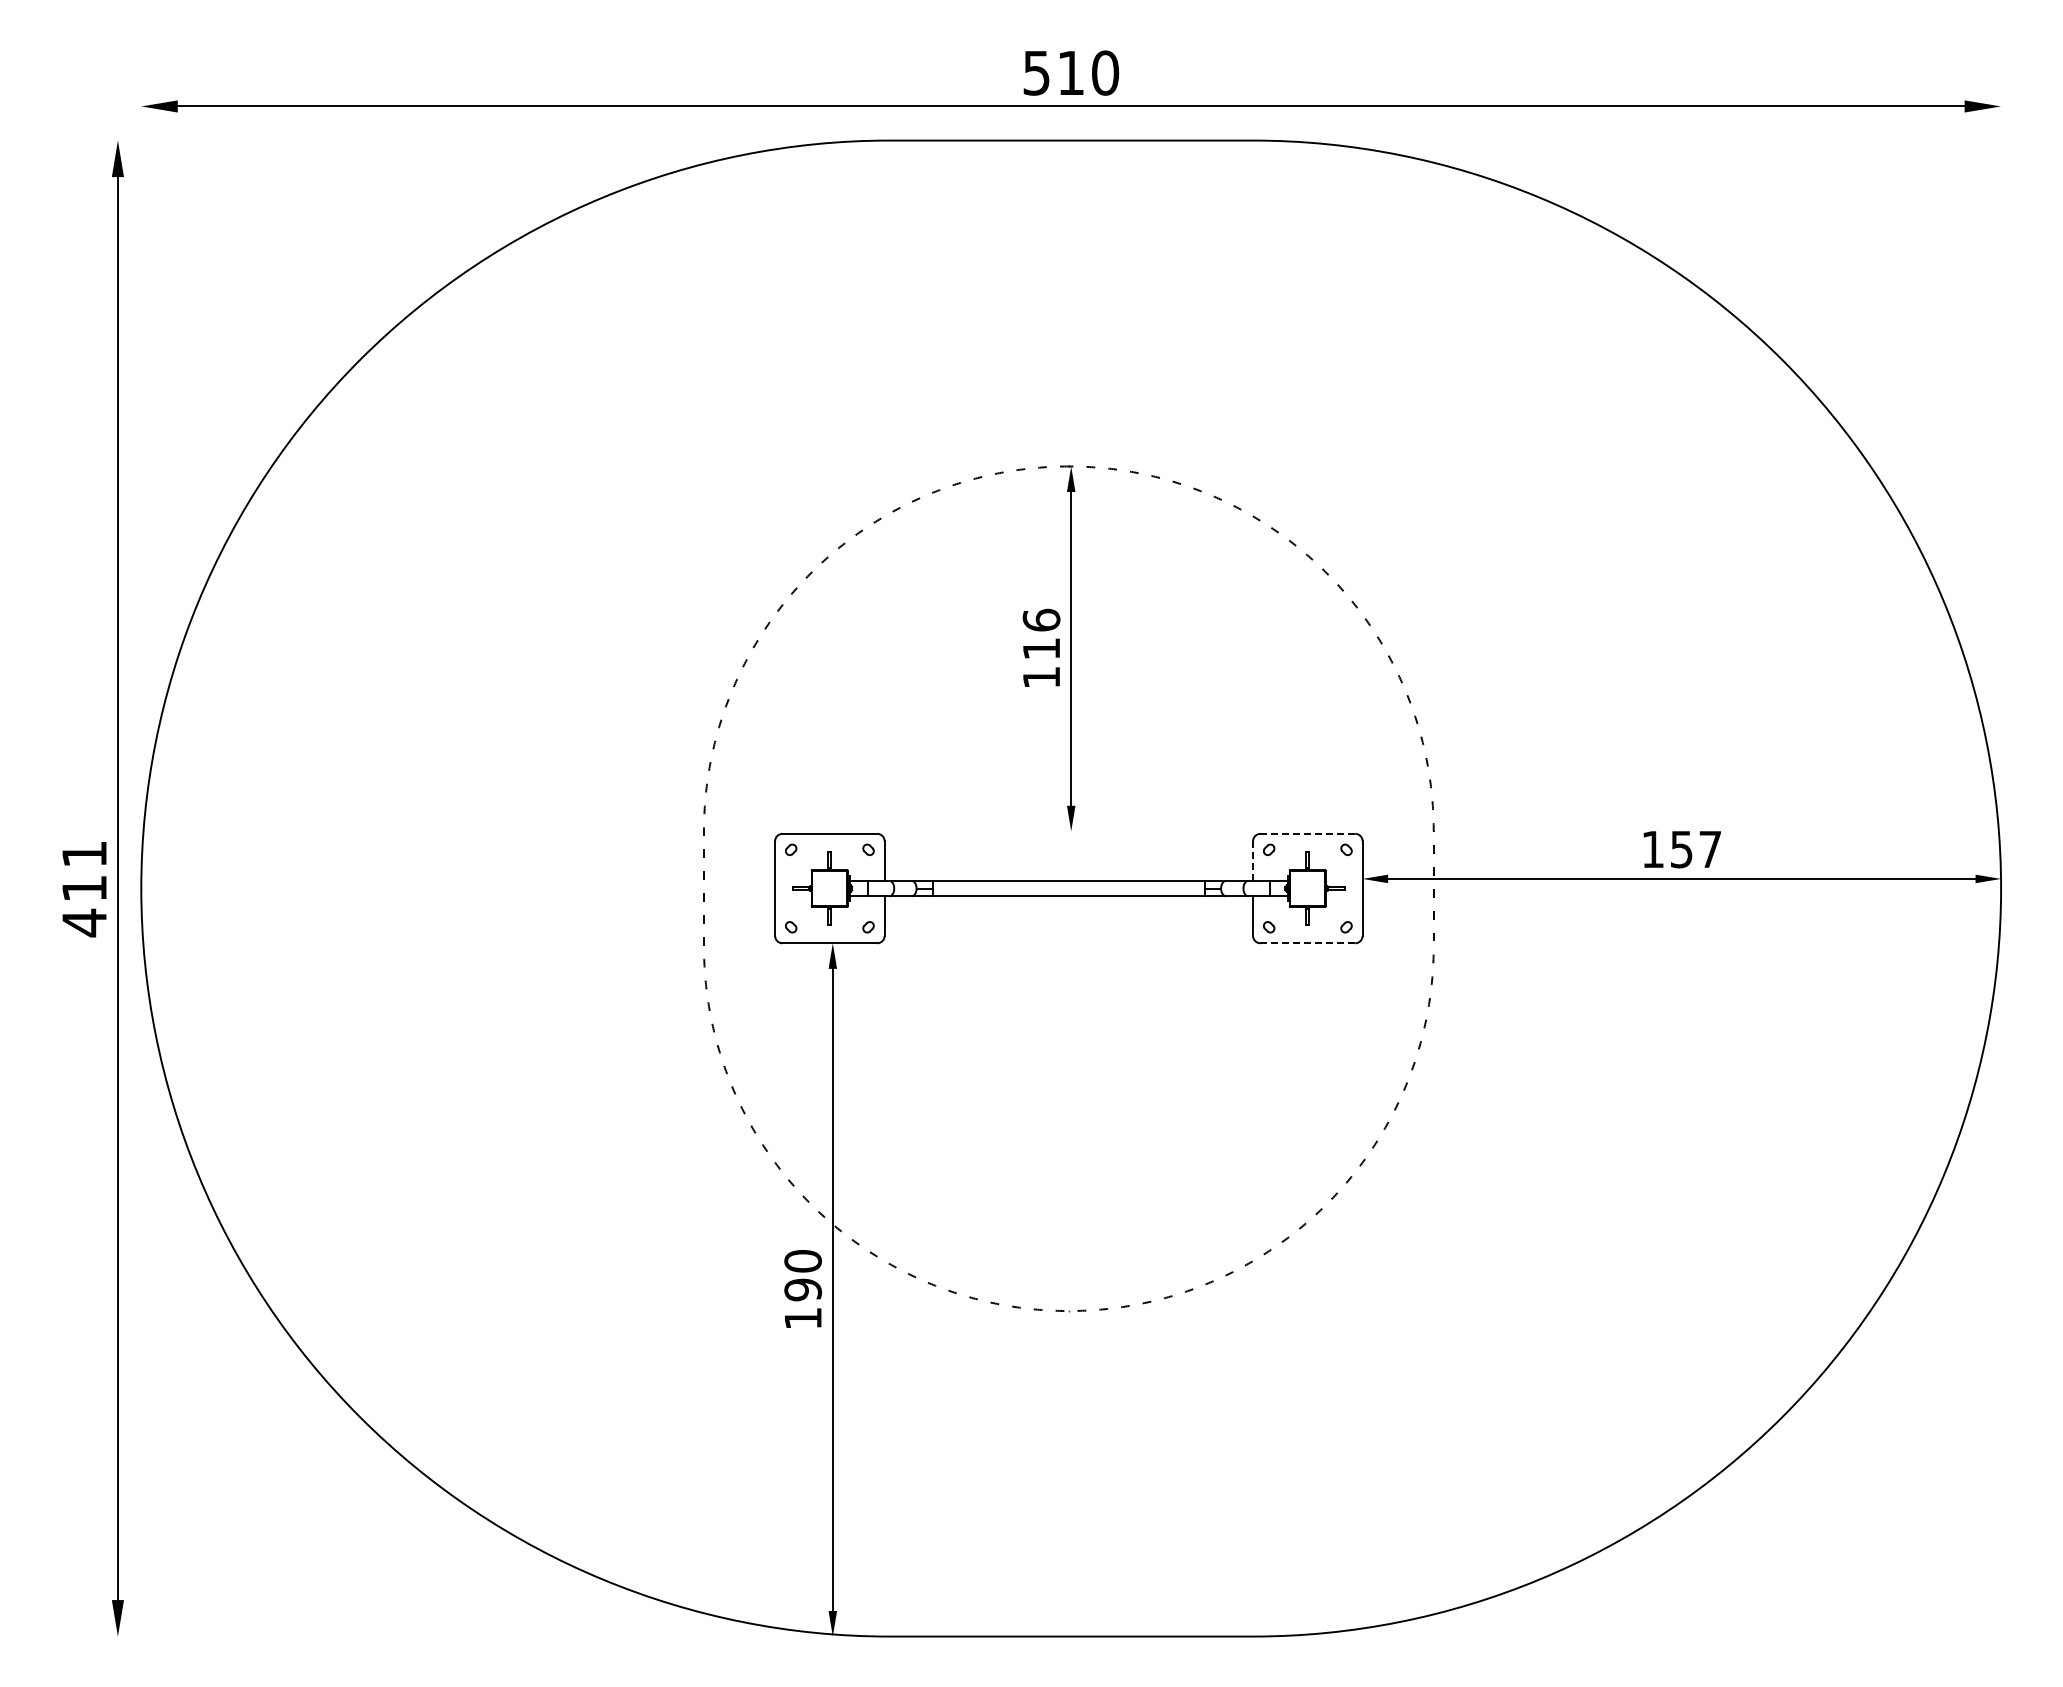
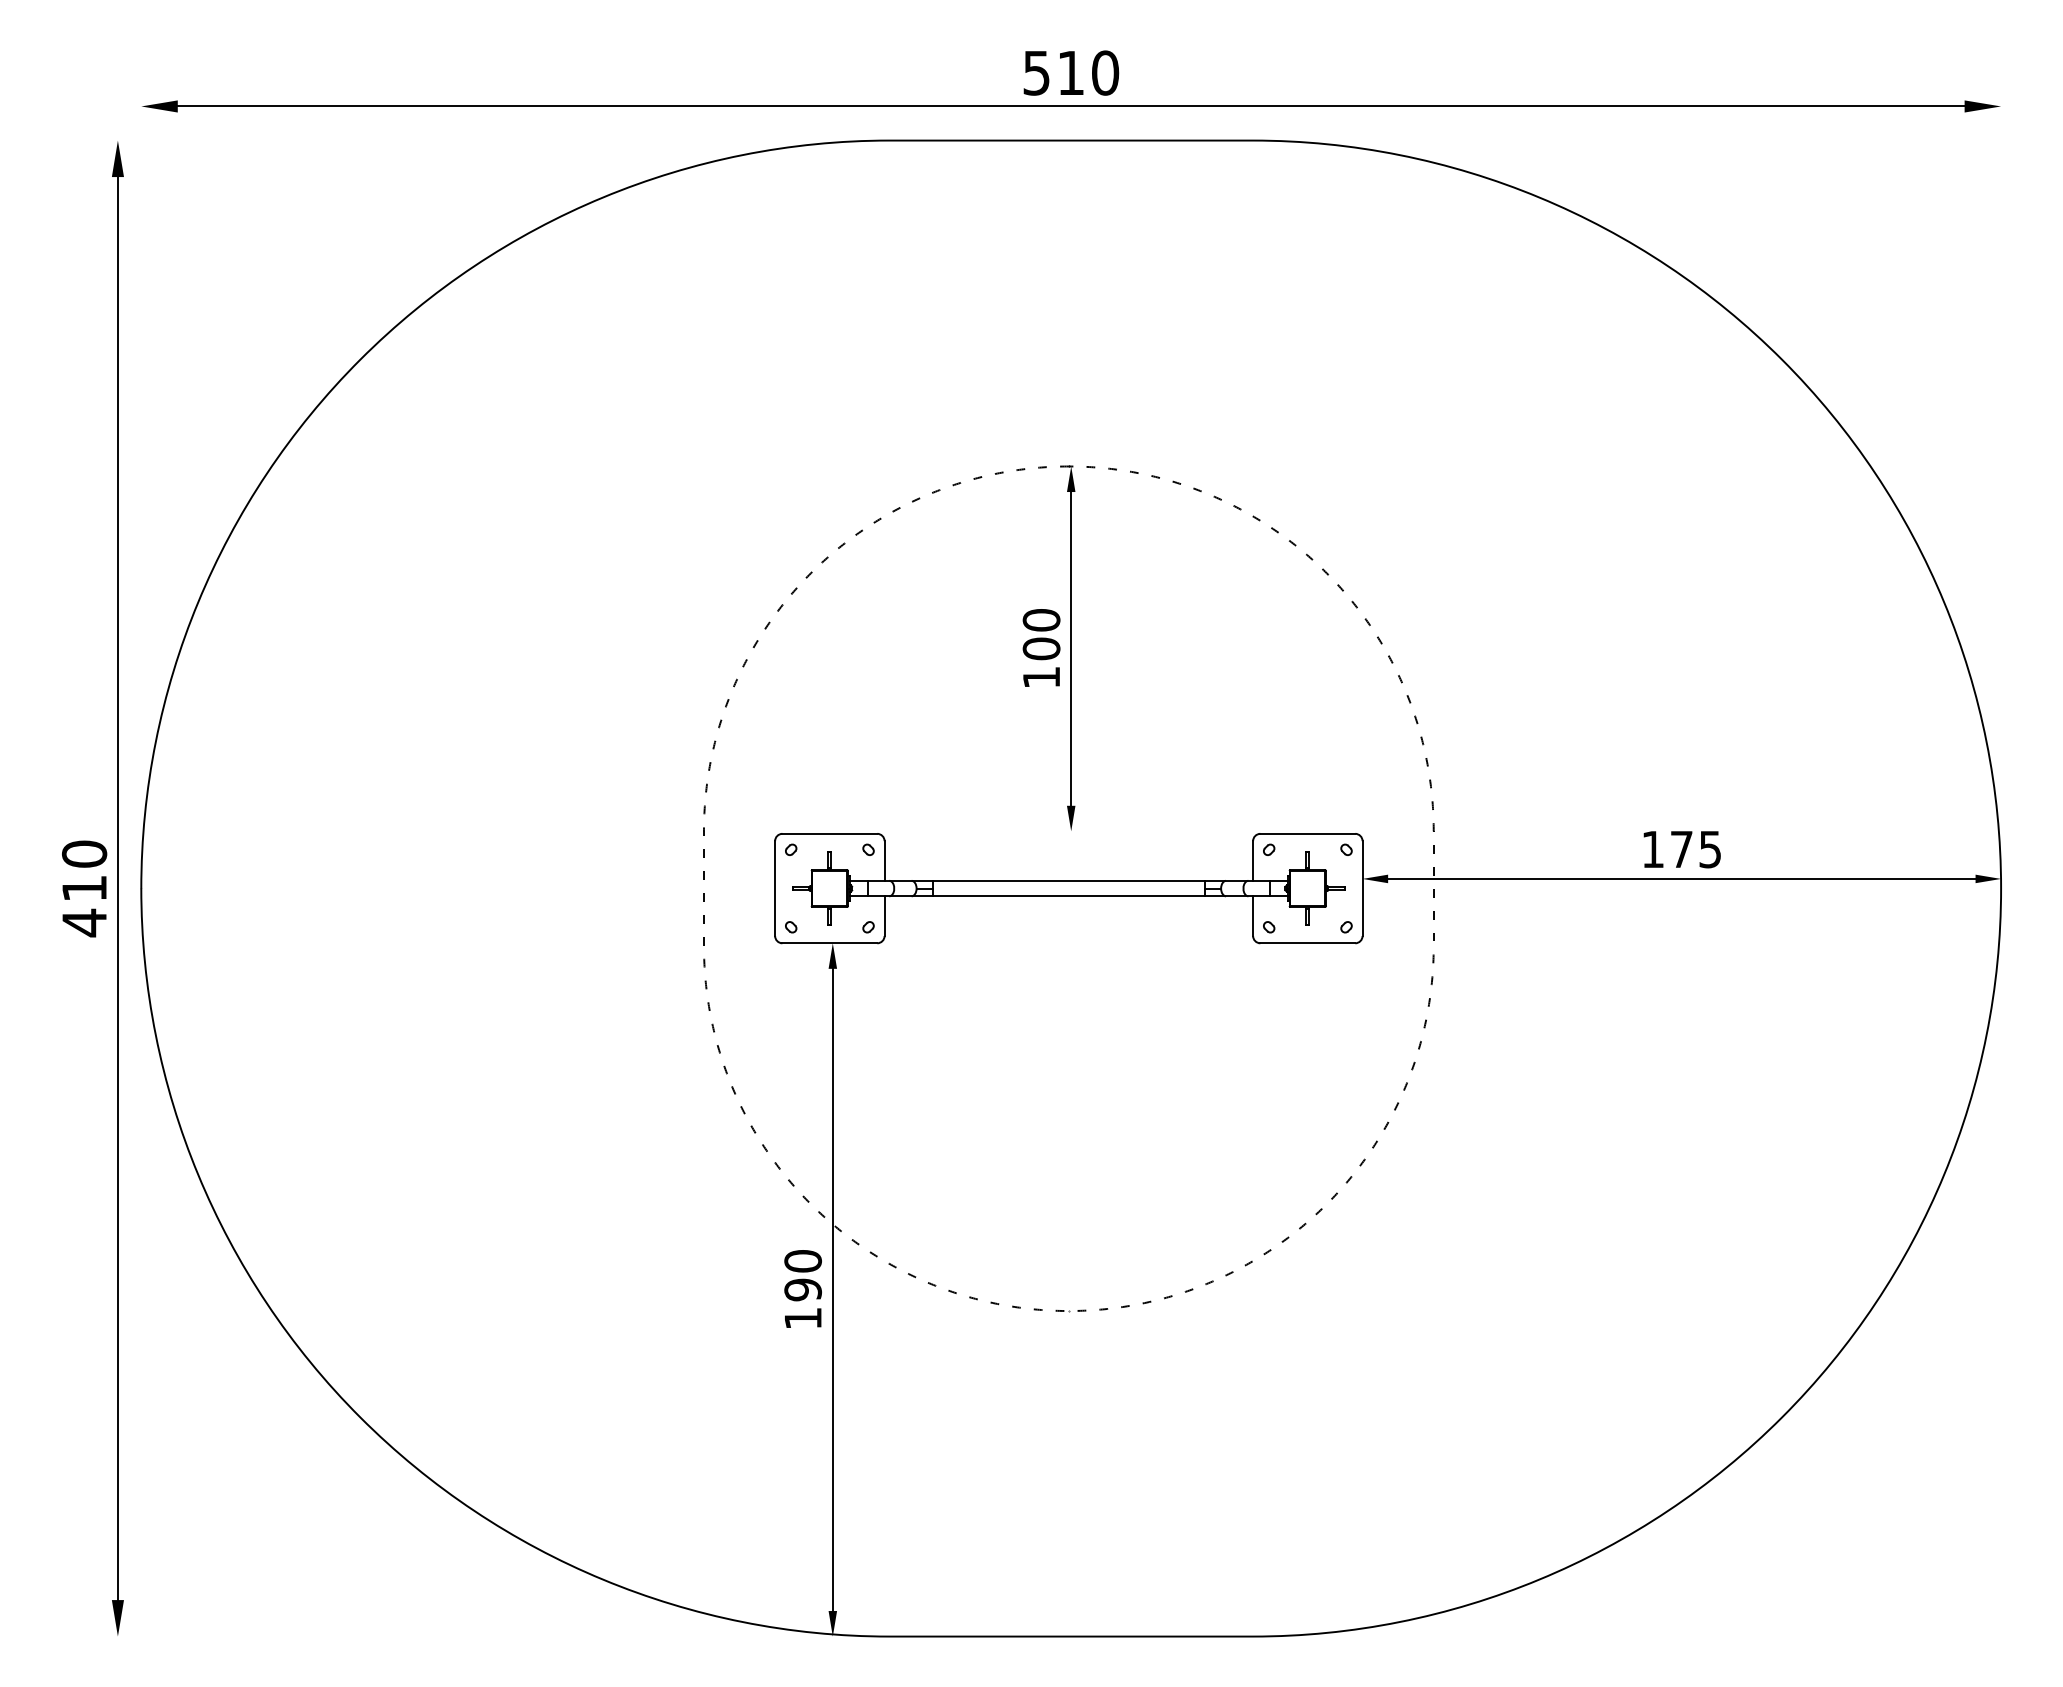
text: 116 -> 100 (1041, 634)
line: dashed -> solid (1308, 833)
text: 157 -> 175 (1695, 849)
text: 411 -> 410 (84, 853)
line: dashed -> solid (1253, 860)
line: dashed -> solid (1307, 943)
